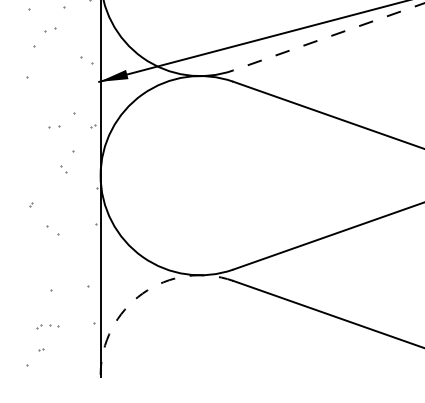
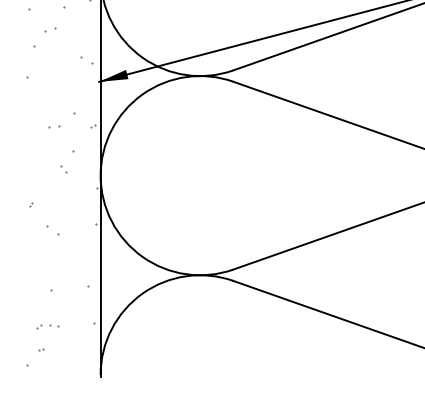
line: dashed -> solid (328, 37)
arc: dashed -> solid (142, 293)
